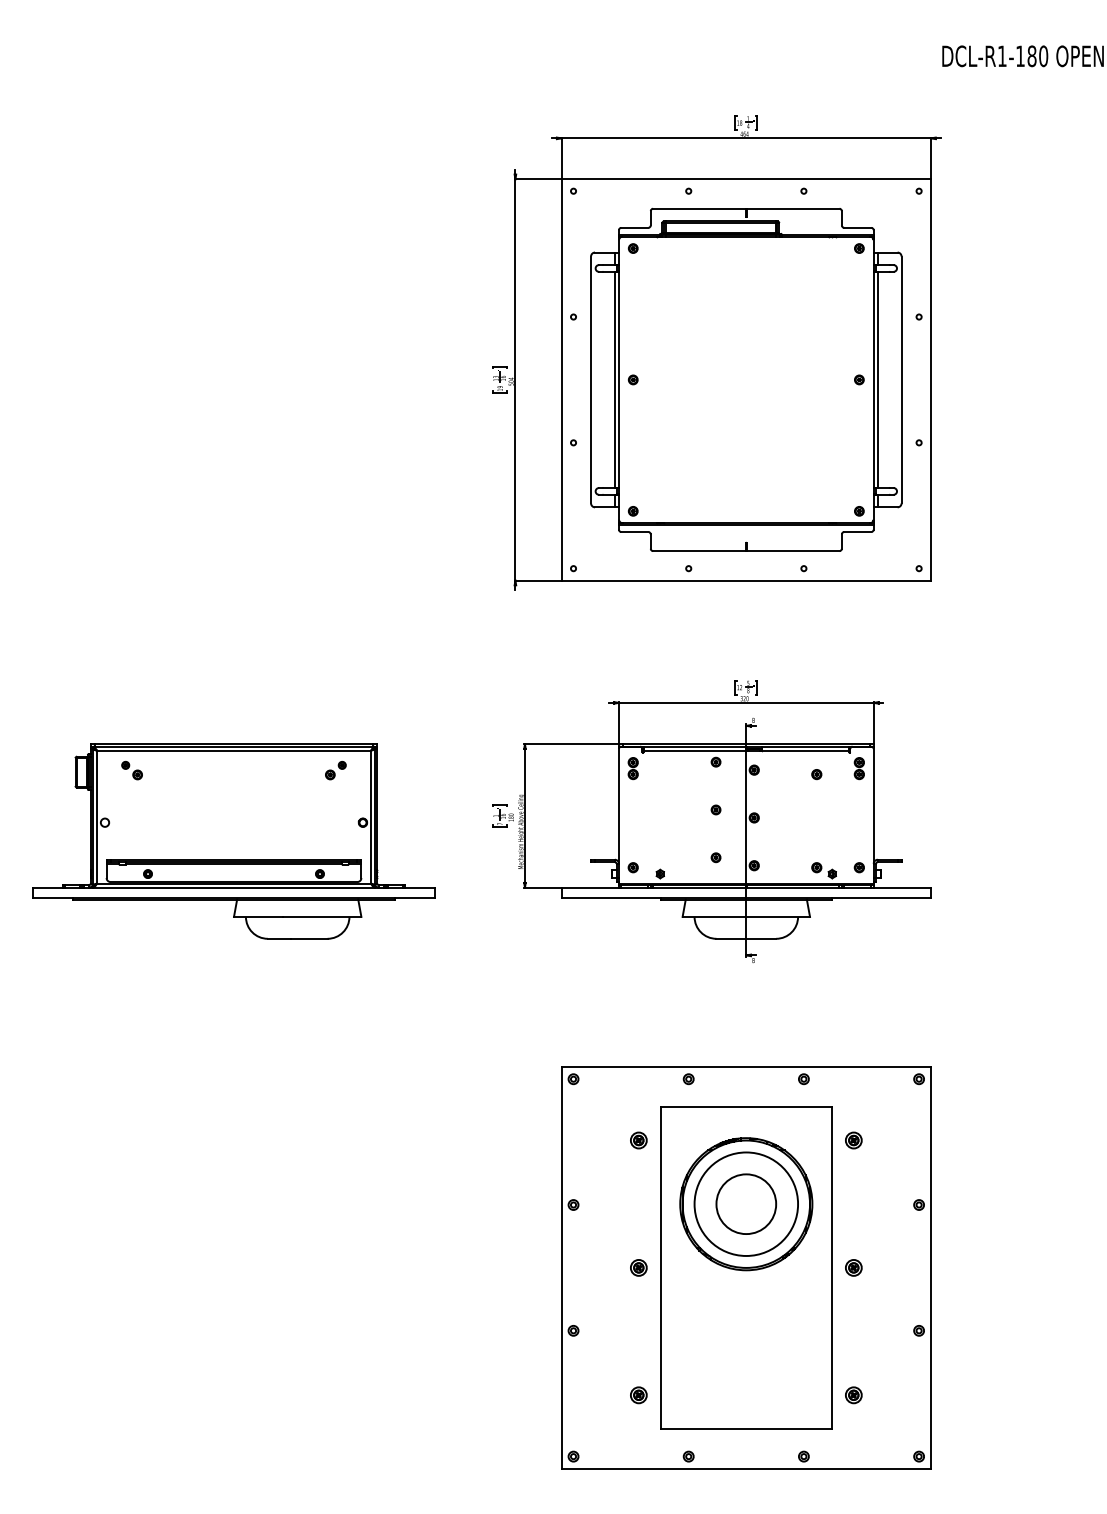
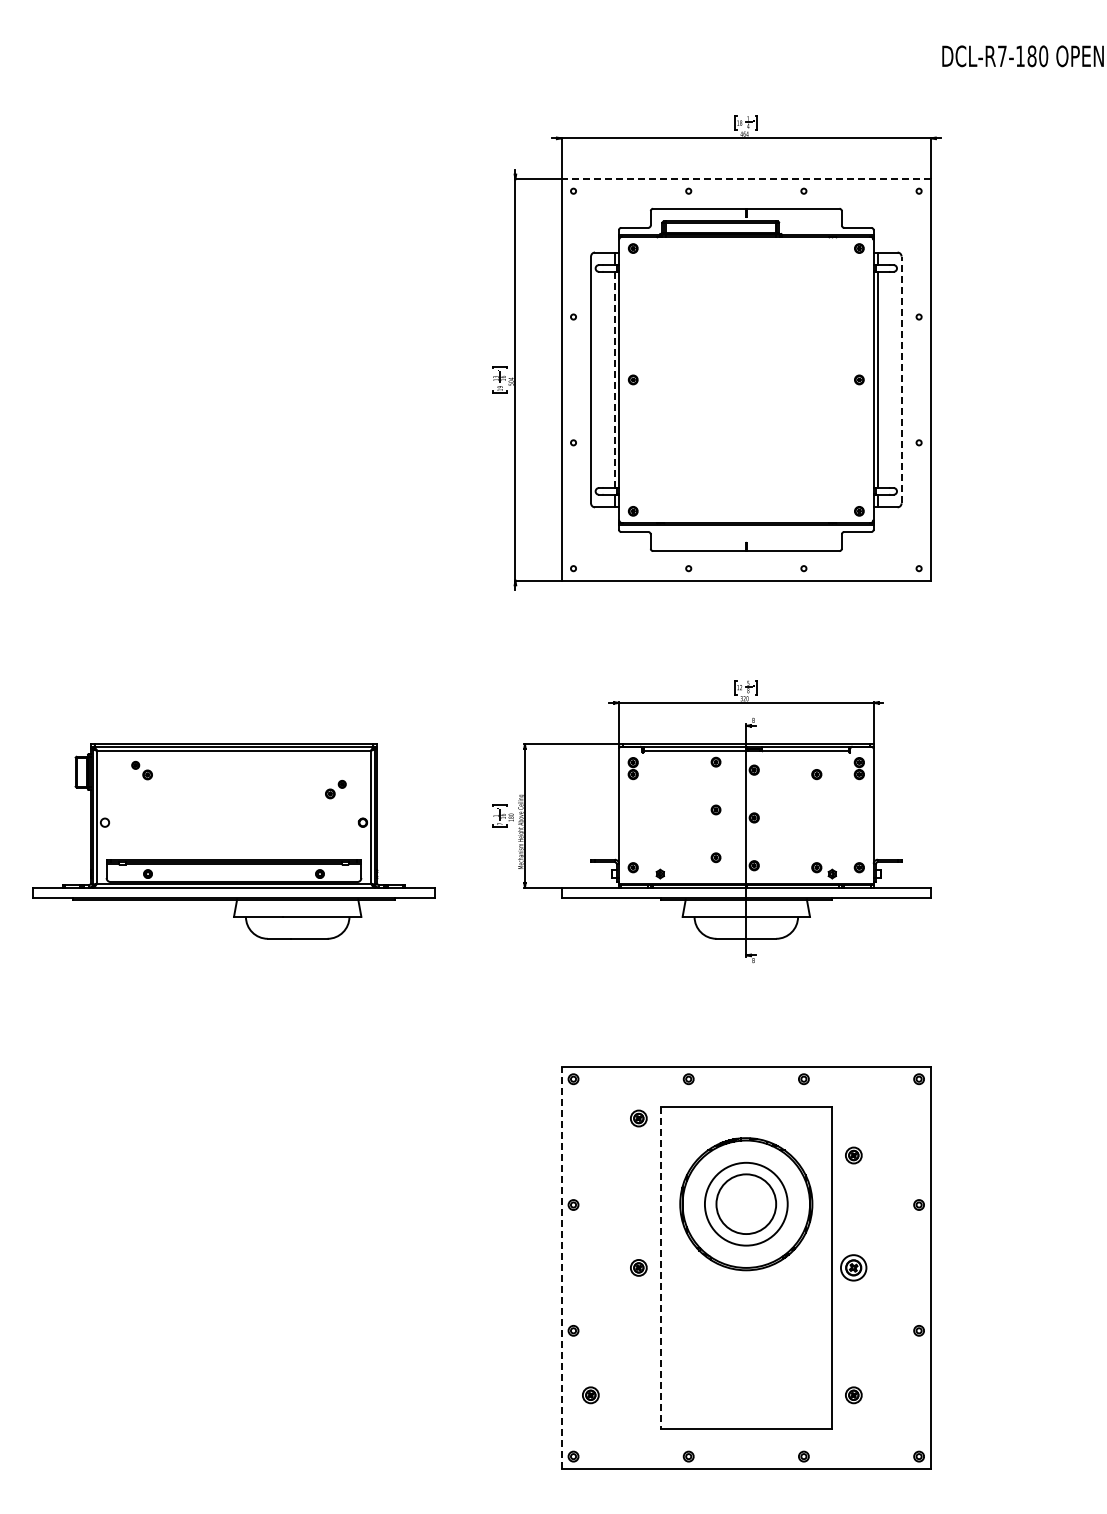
text: DCL-R1-180 -> DCL-R7-180 (1002, 55)
line: solid -> dashed (746, 179)
line: solid -> dashed (614, 379)
line: solid -> dashed (901, 379)
part position: (131, 770) -> (141, 770) (141, 770)
part position: (335, 770) -> (335, 789) (335, 789)
part position: (638, 1140) -> (638, 1118) (638, 1118)
part position: (853, 1140) -> (853, 1155) (853, 1155)
circle diameter: 104 px -> 83 px (745, 1203)
line: solid -> dashed (561, 1267)
line: solid -> dashed (661, 1267)
part size: 18x18 px -> 28x28 px (853, 1267)
part position: (638, 1395) -> (590, 1395) (590, 1395)
